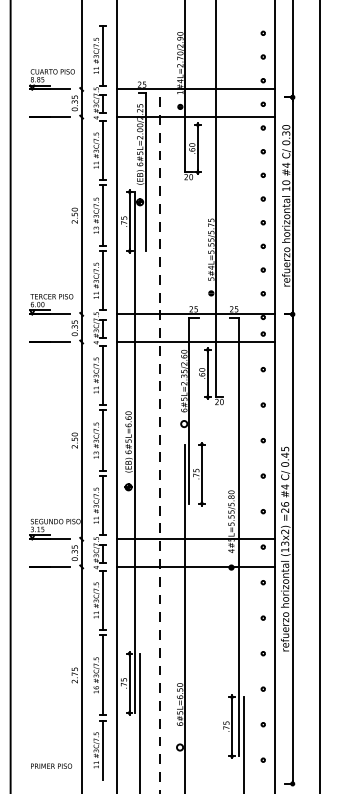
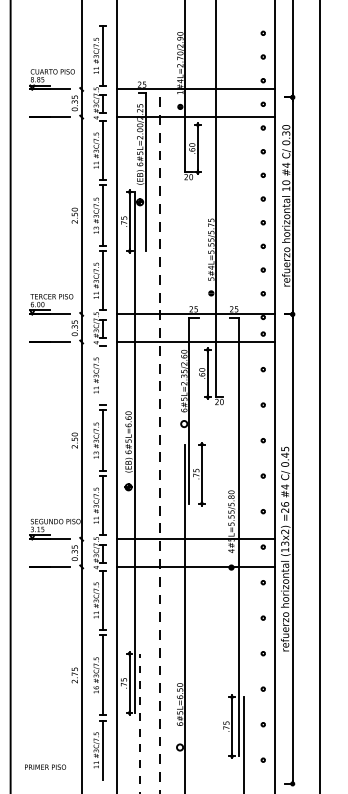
line: present -> none (103, 375)
line: solid -> dashed (140, 723)
text position: (51, 765) -> (45, 766) (45, 766)
